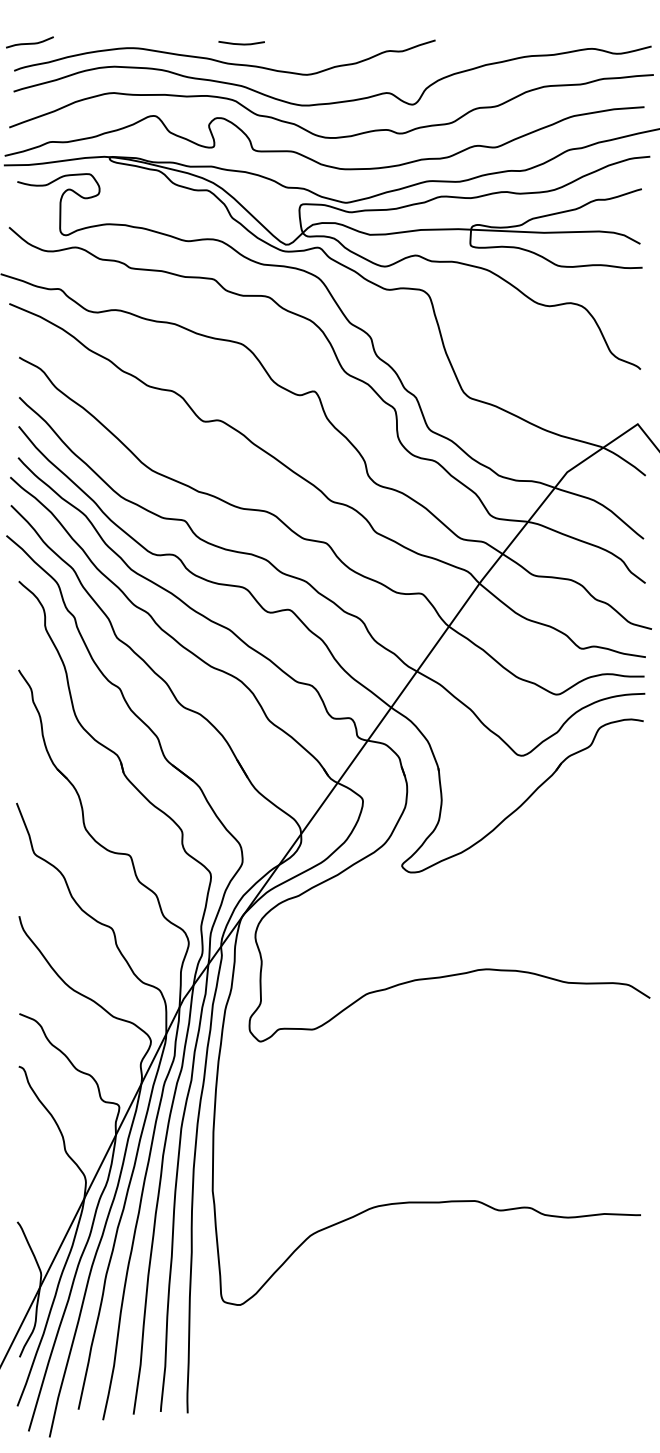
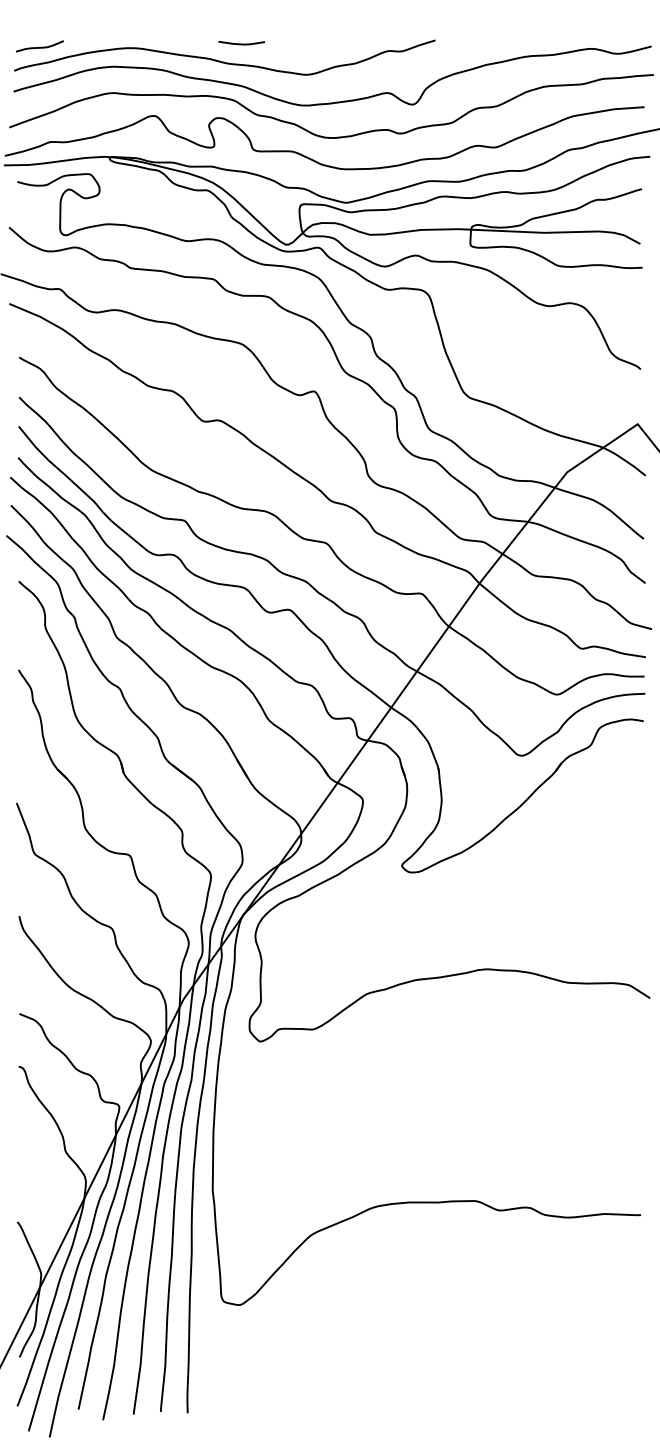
curve position: (30, 42) -> (40, 46) (40, 46)
